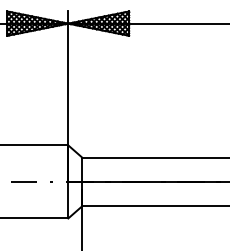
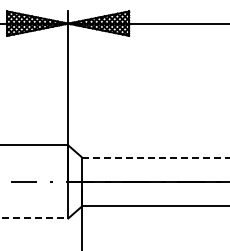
line: solid -> dashed (156, 157)
line: solid -> dashed (34, 218)
